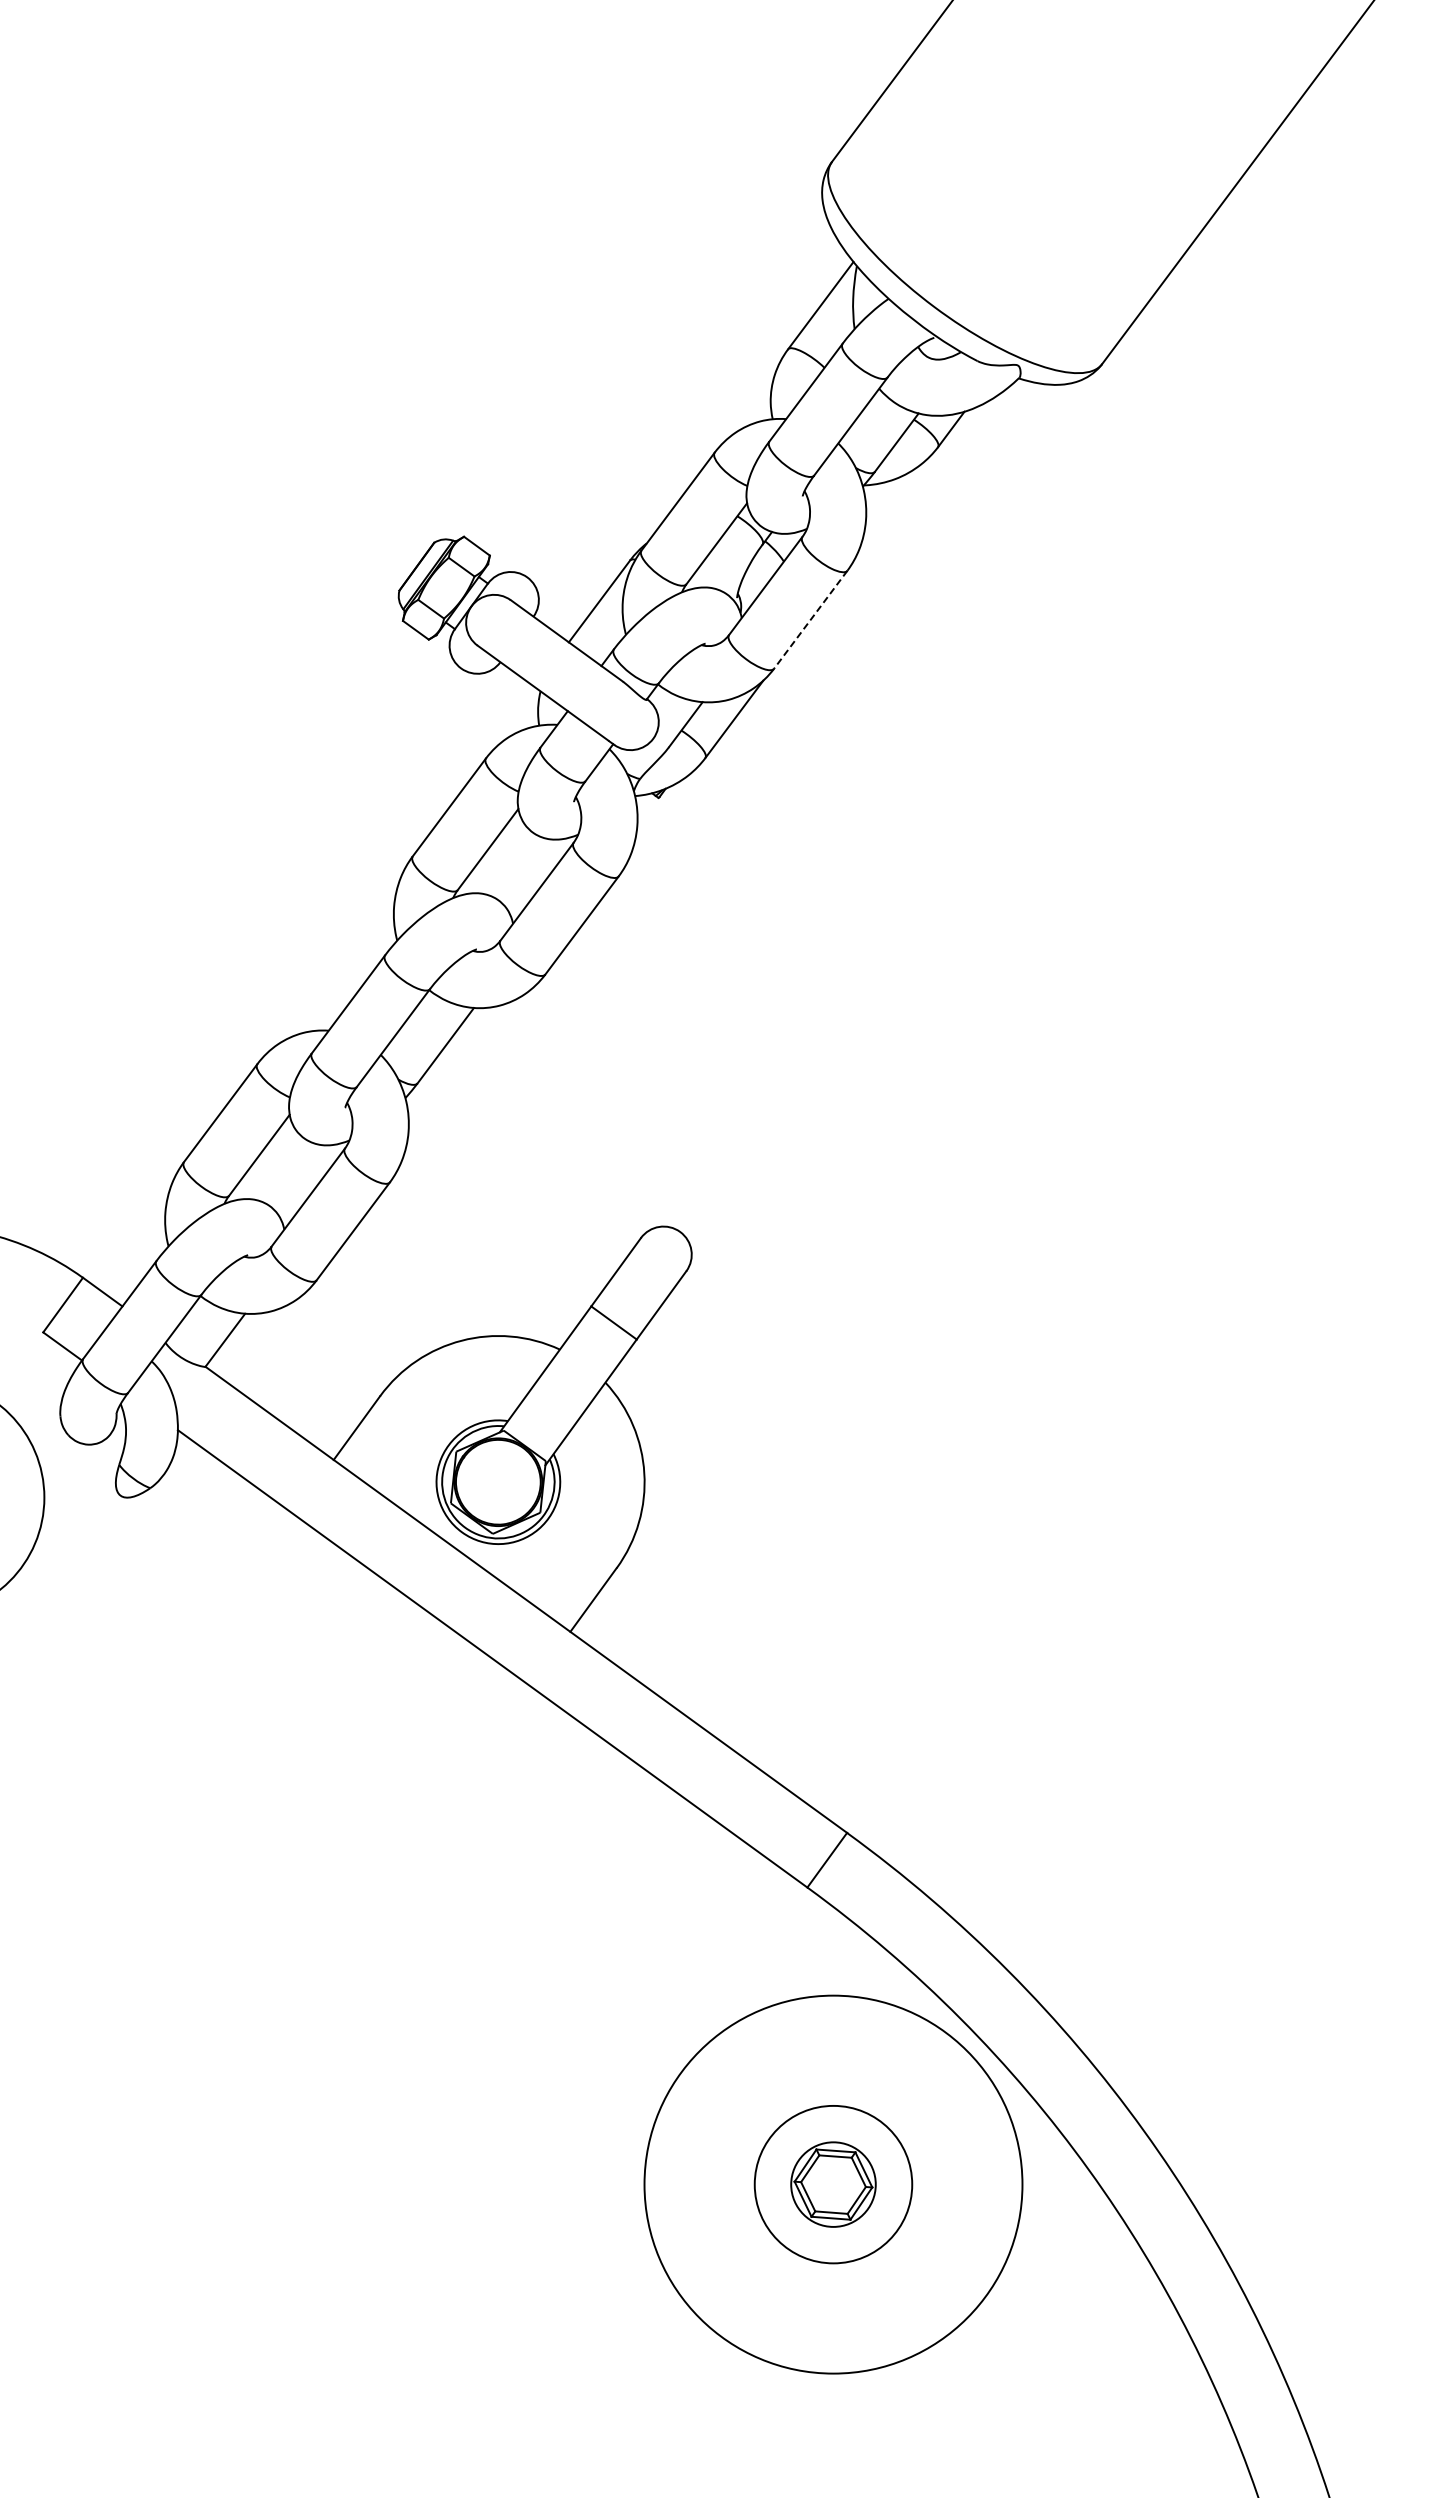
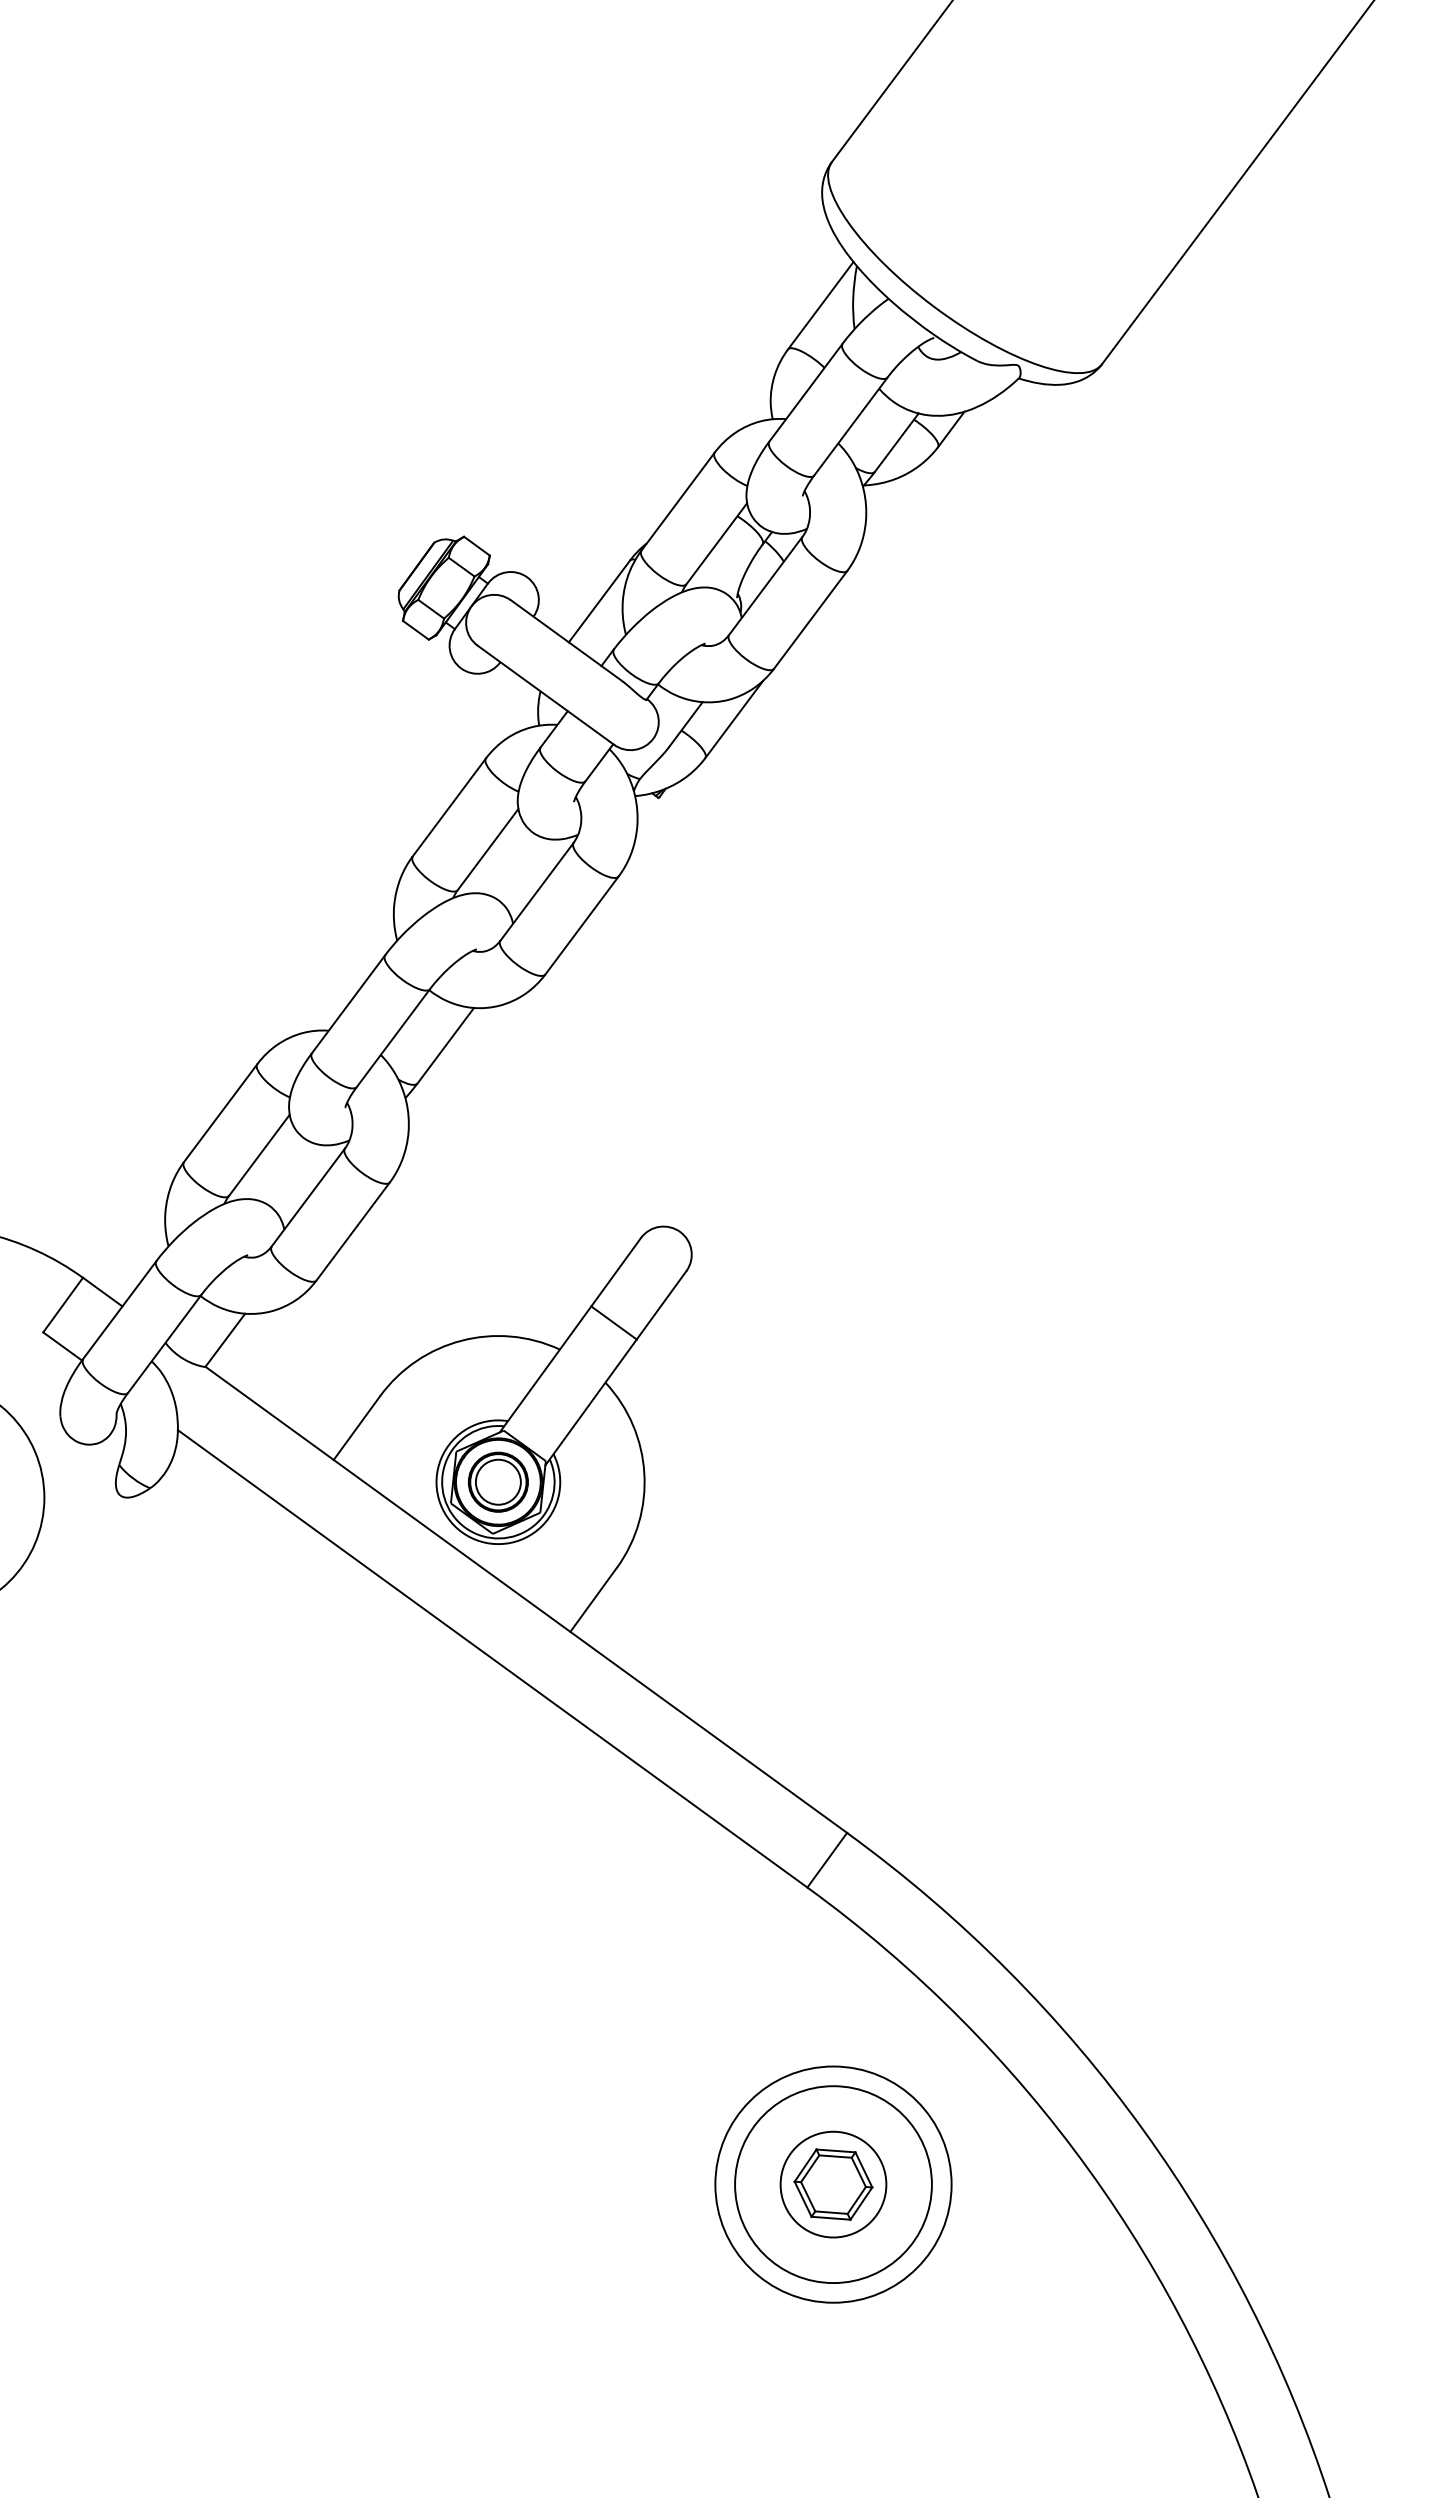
line: dashed -> solid (810, 620)
part: none -> present (497, 1481)
circle diameter: 157 px -> 197 px (833, 2184)
circle diameter: 378 px -> 236 px (833, 2184)
circle diameter: 85 px -> 106 px (833, 2184)
